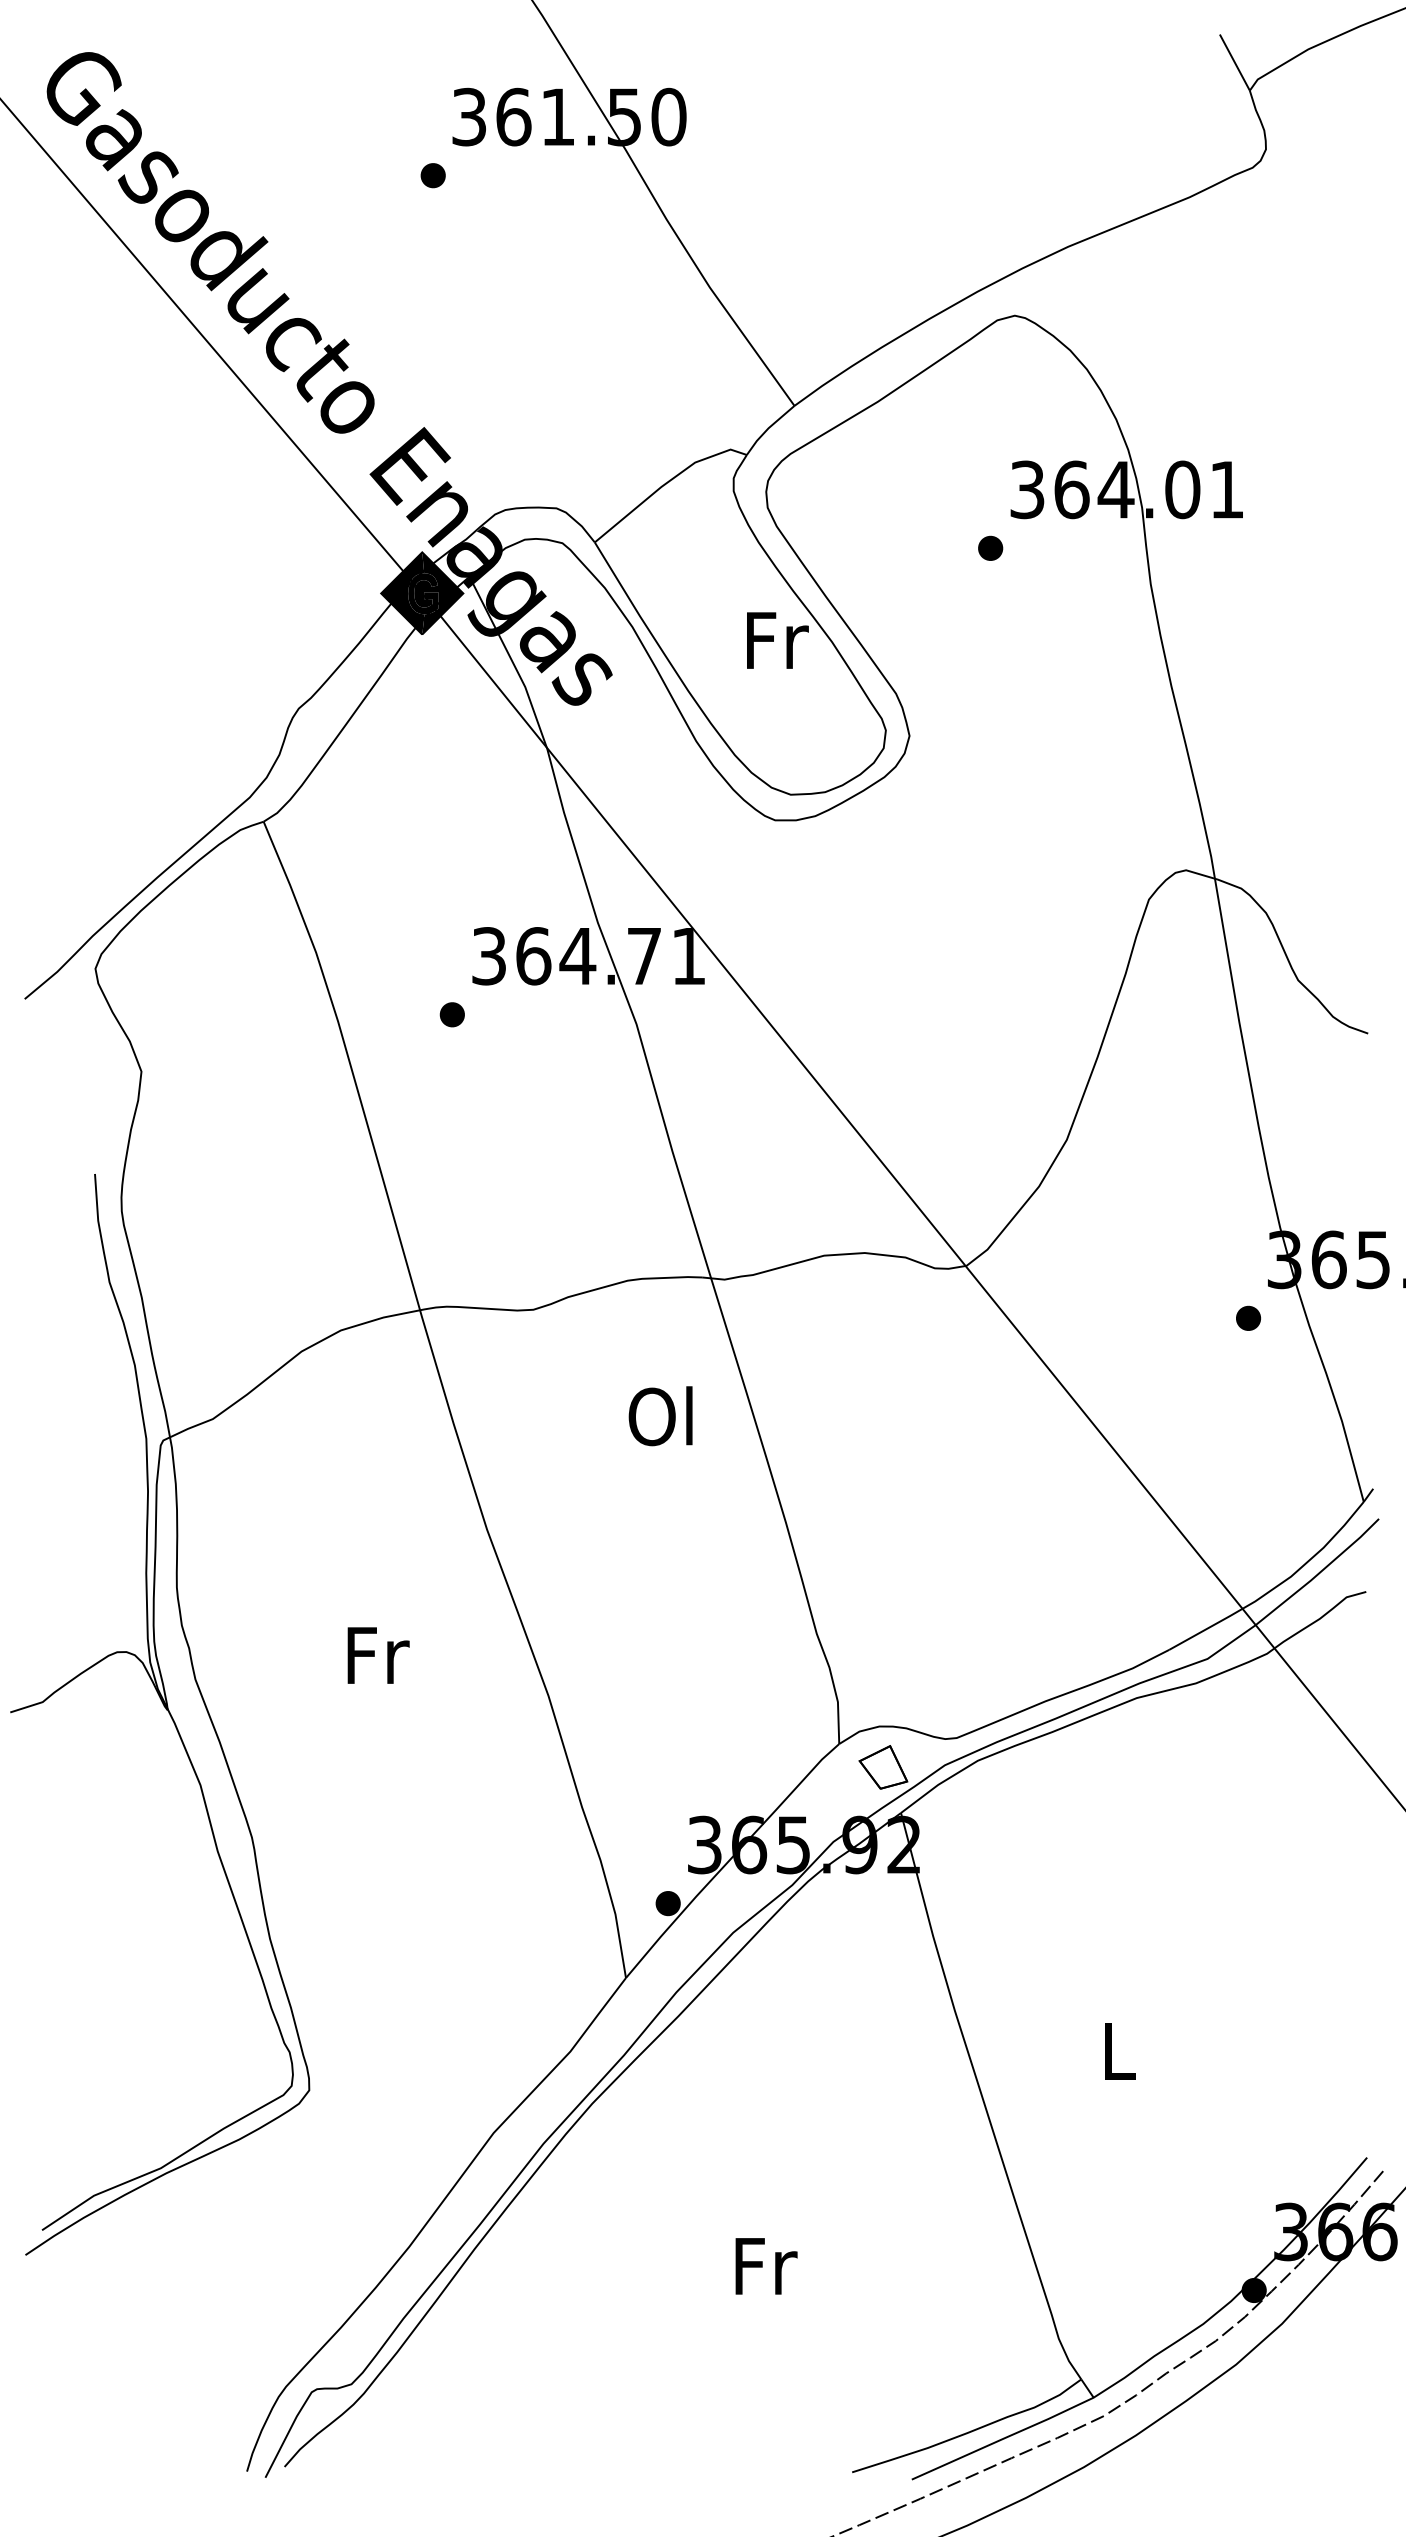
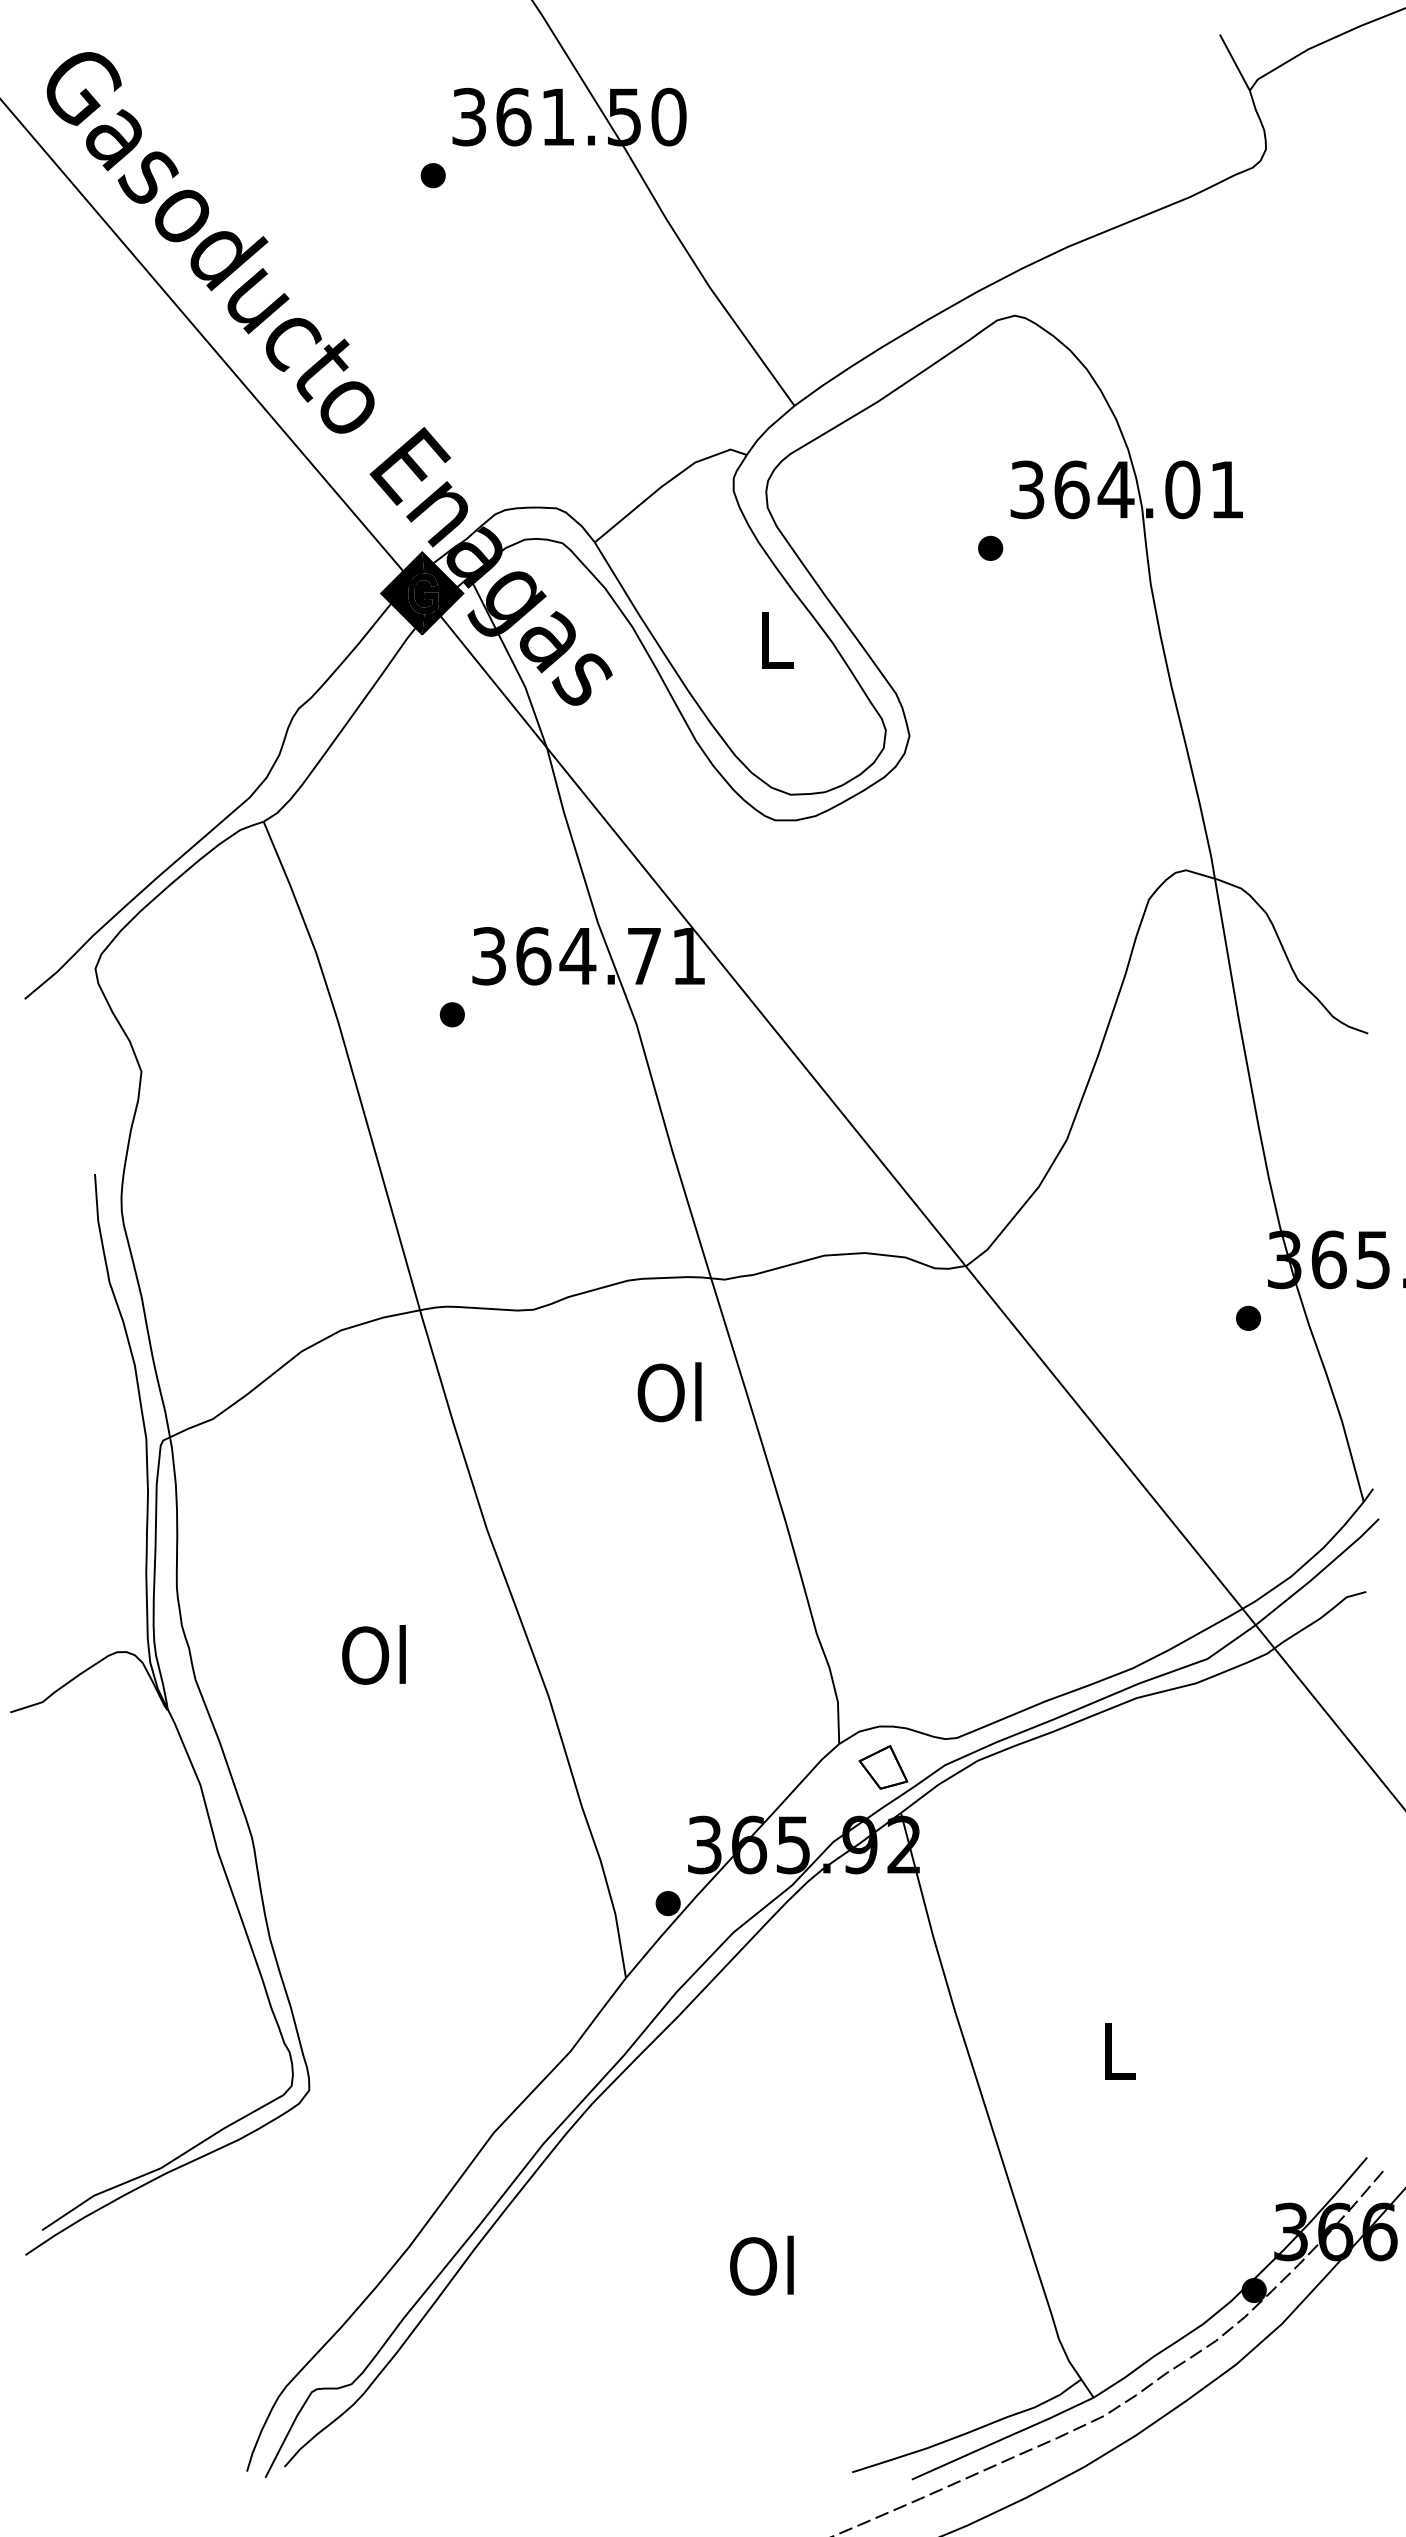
text: Fr -> L (777, 640)
text position: (660, 1416) -> (669, 1392) (669, 1392)
text: Fr -> Ol (375, 1654)
text: Fr -> Ol (763, 2265)
